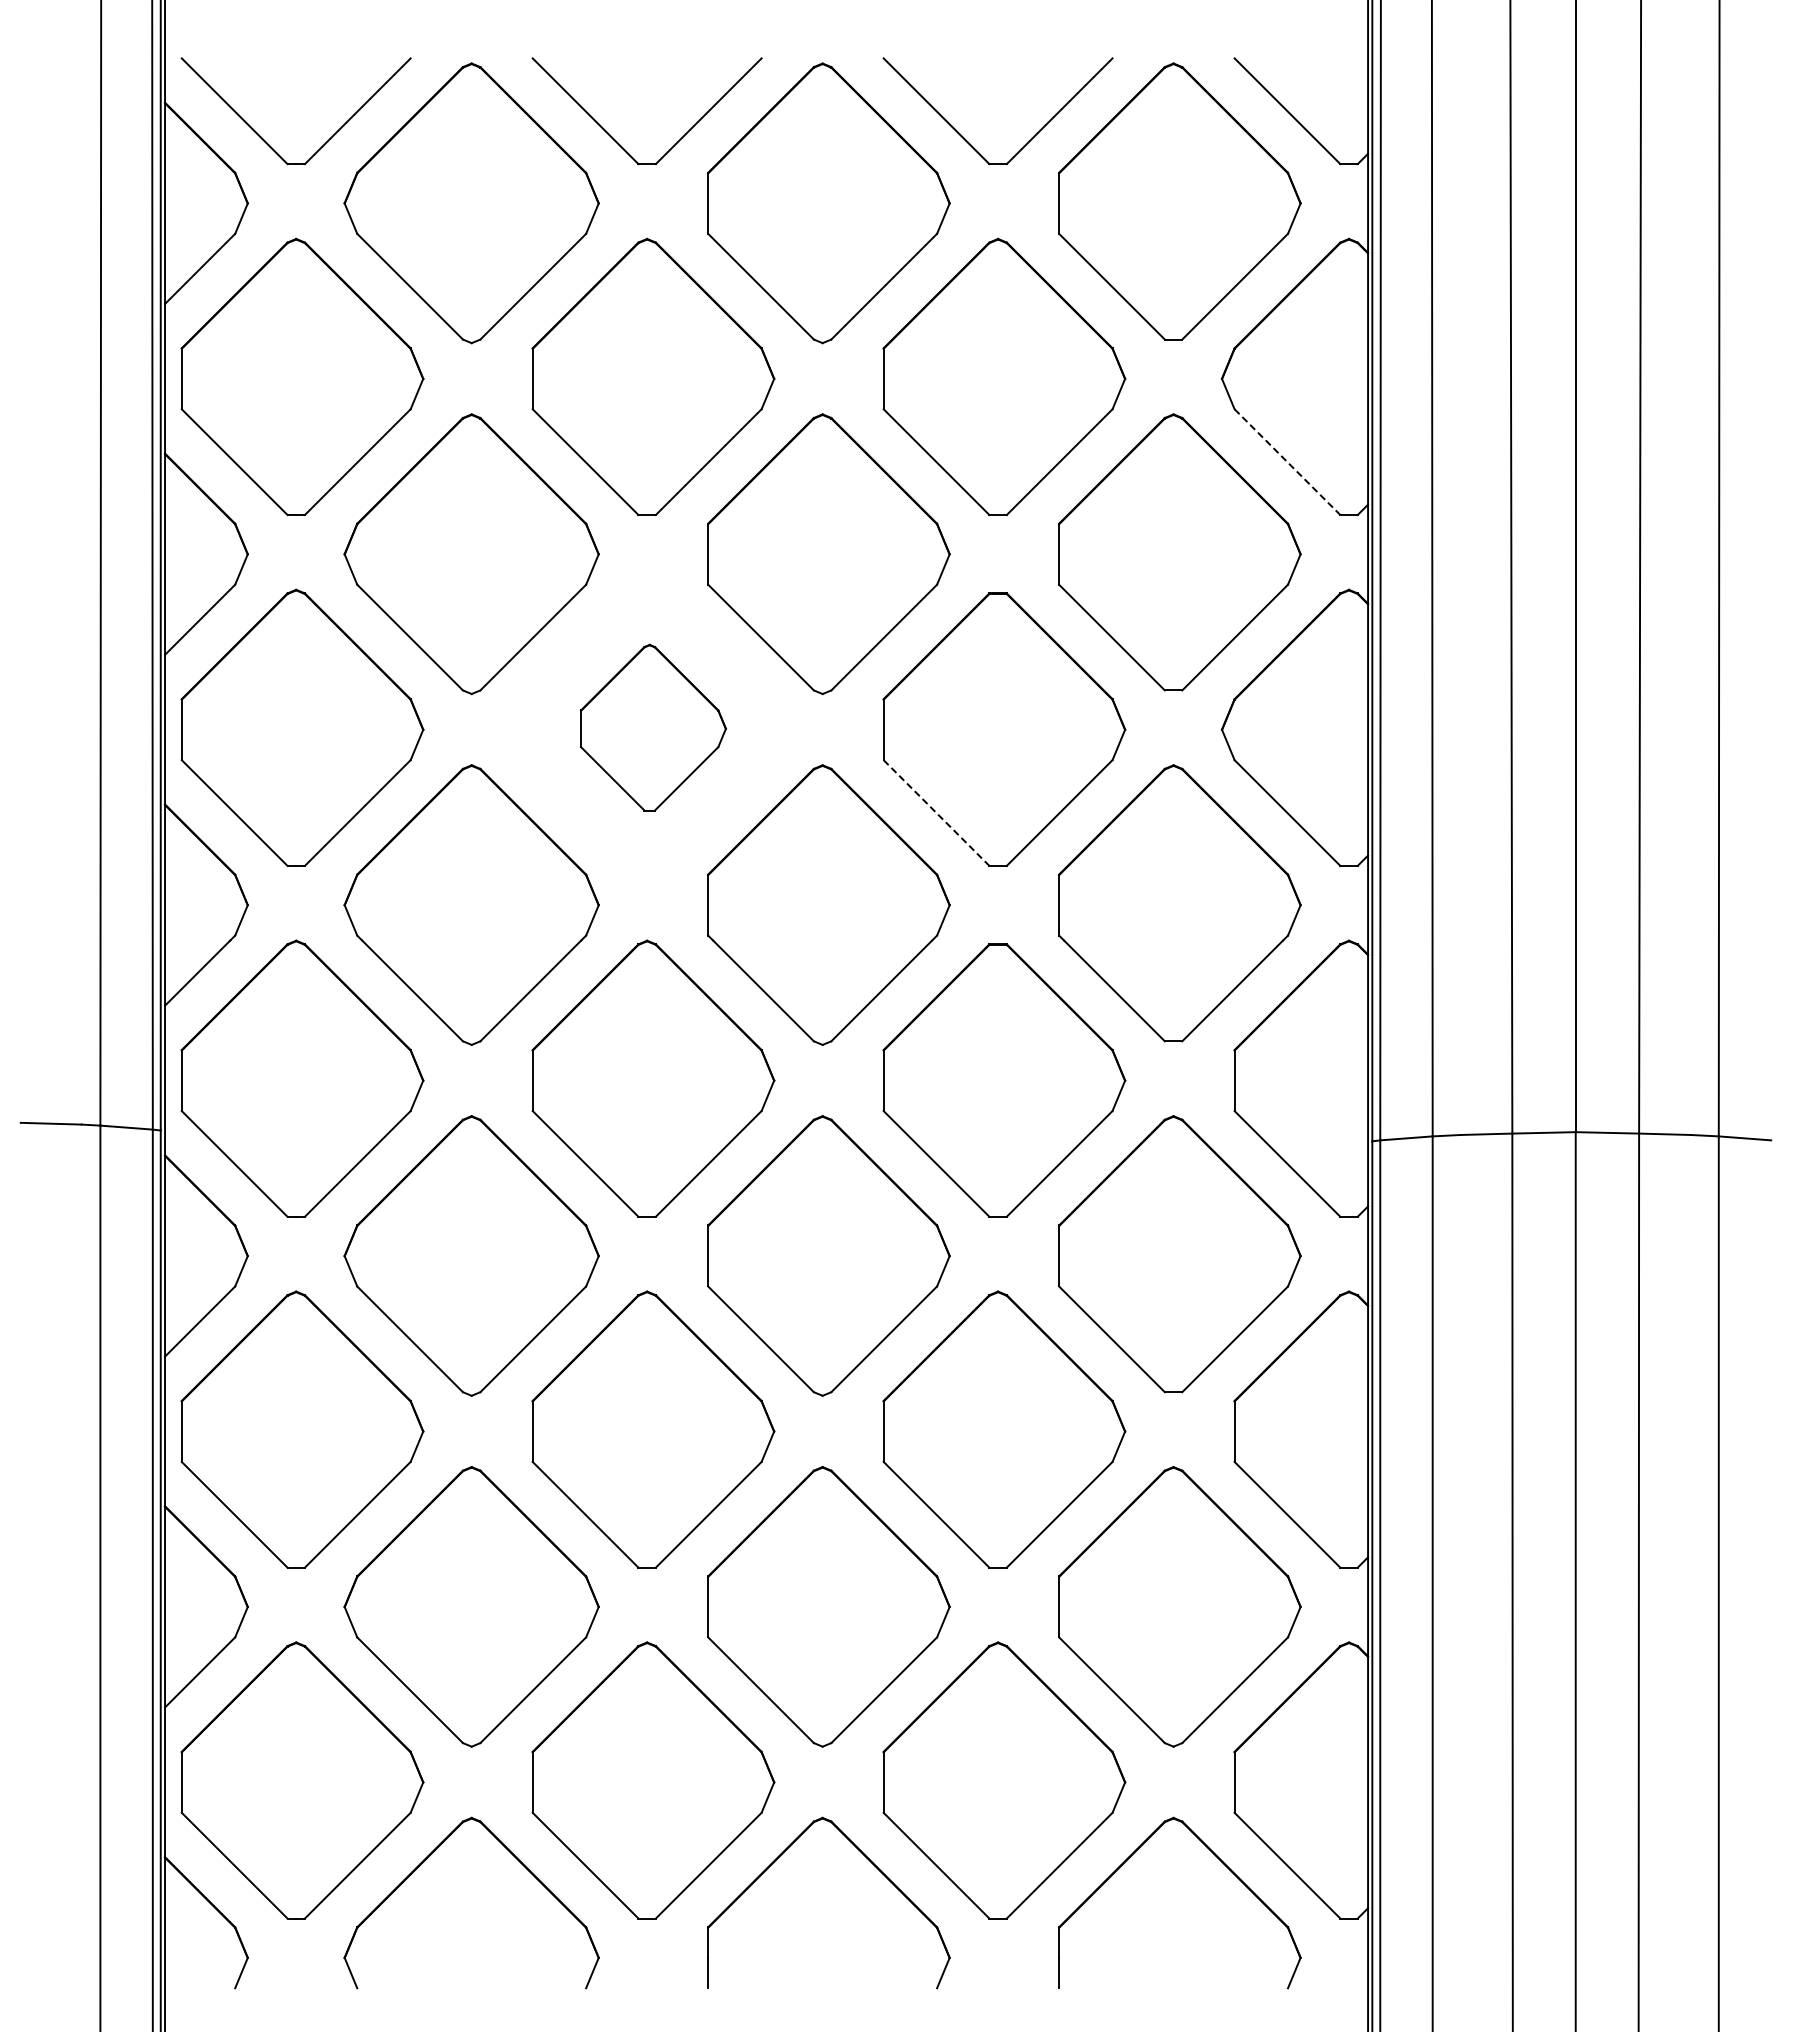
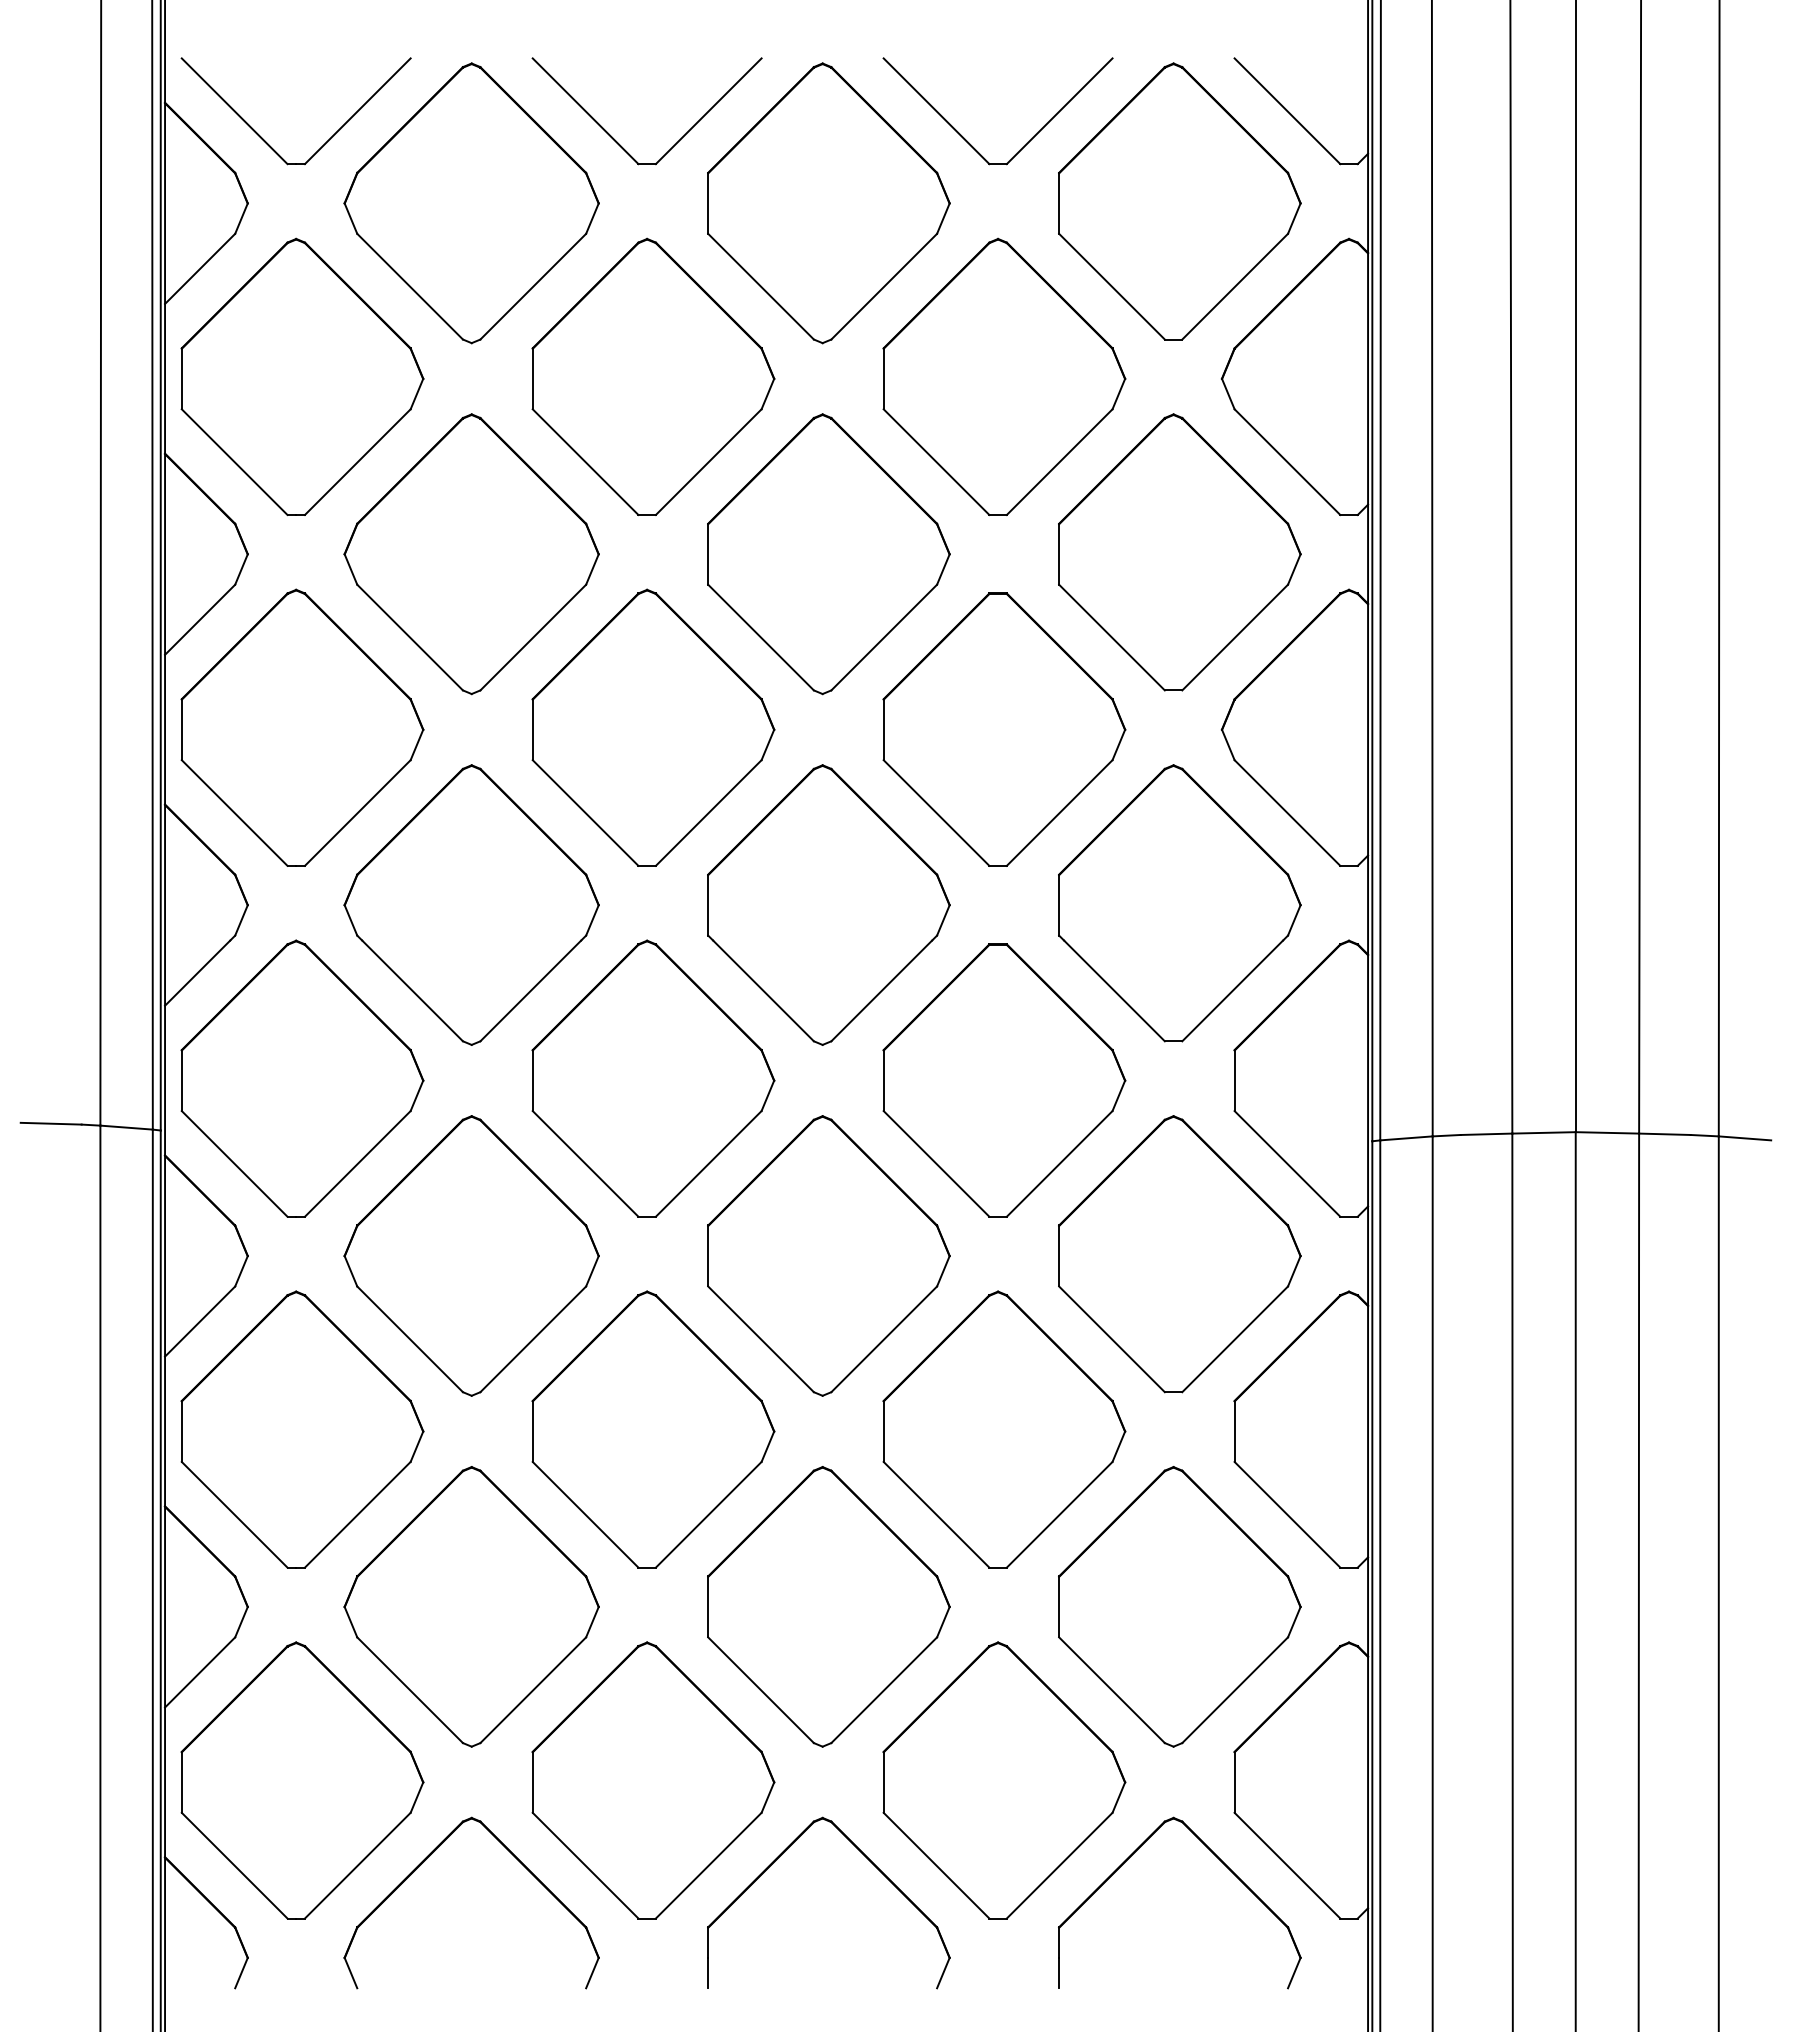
line: dashed -> solid (1287, 462)
part size: 148x169 px -> 245x279 px (653, 727)
line: dashed -> solid (936, 813)
